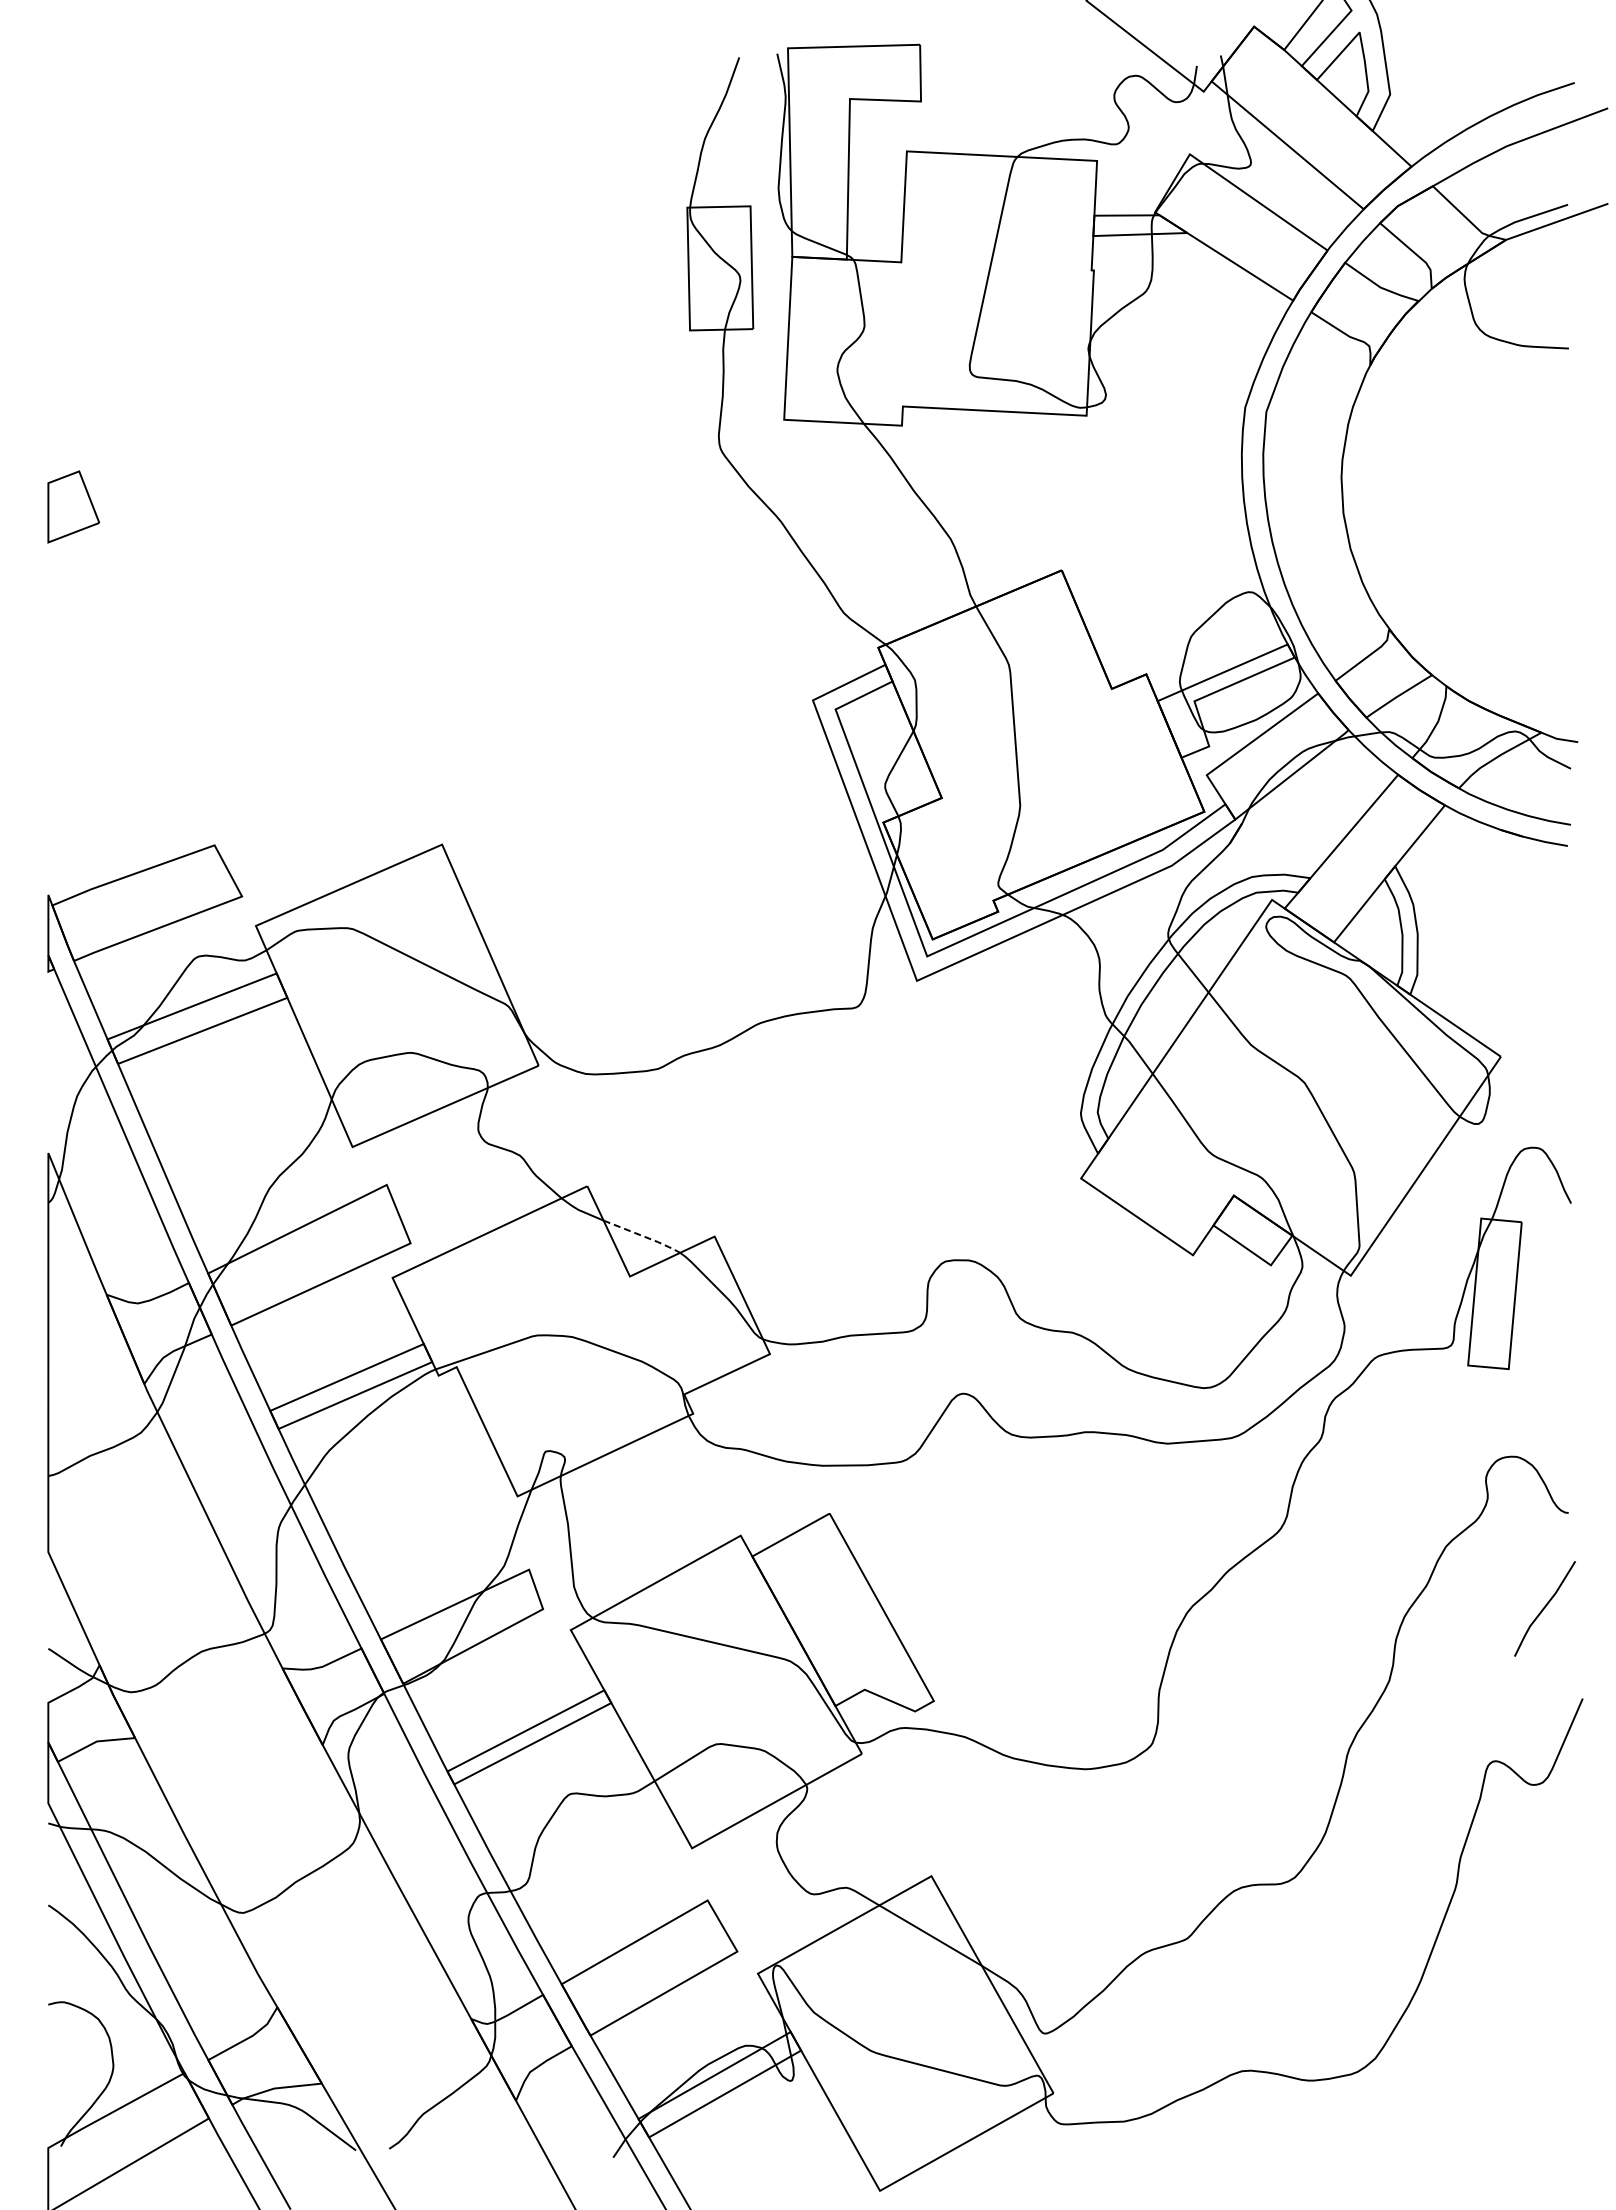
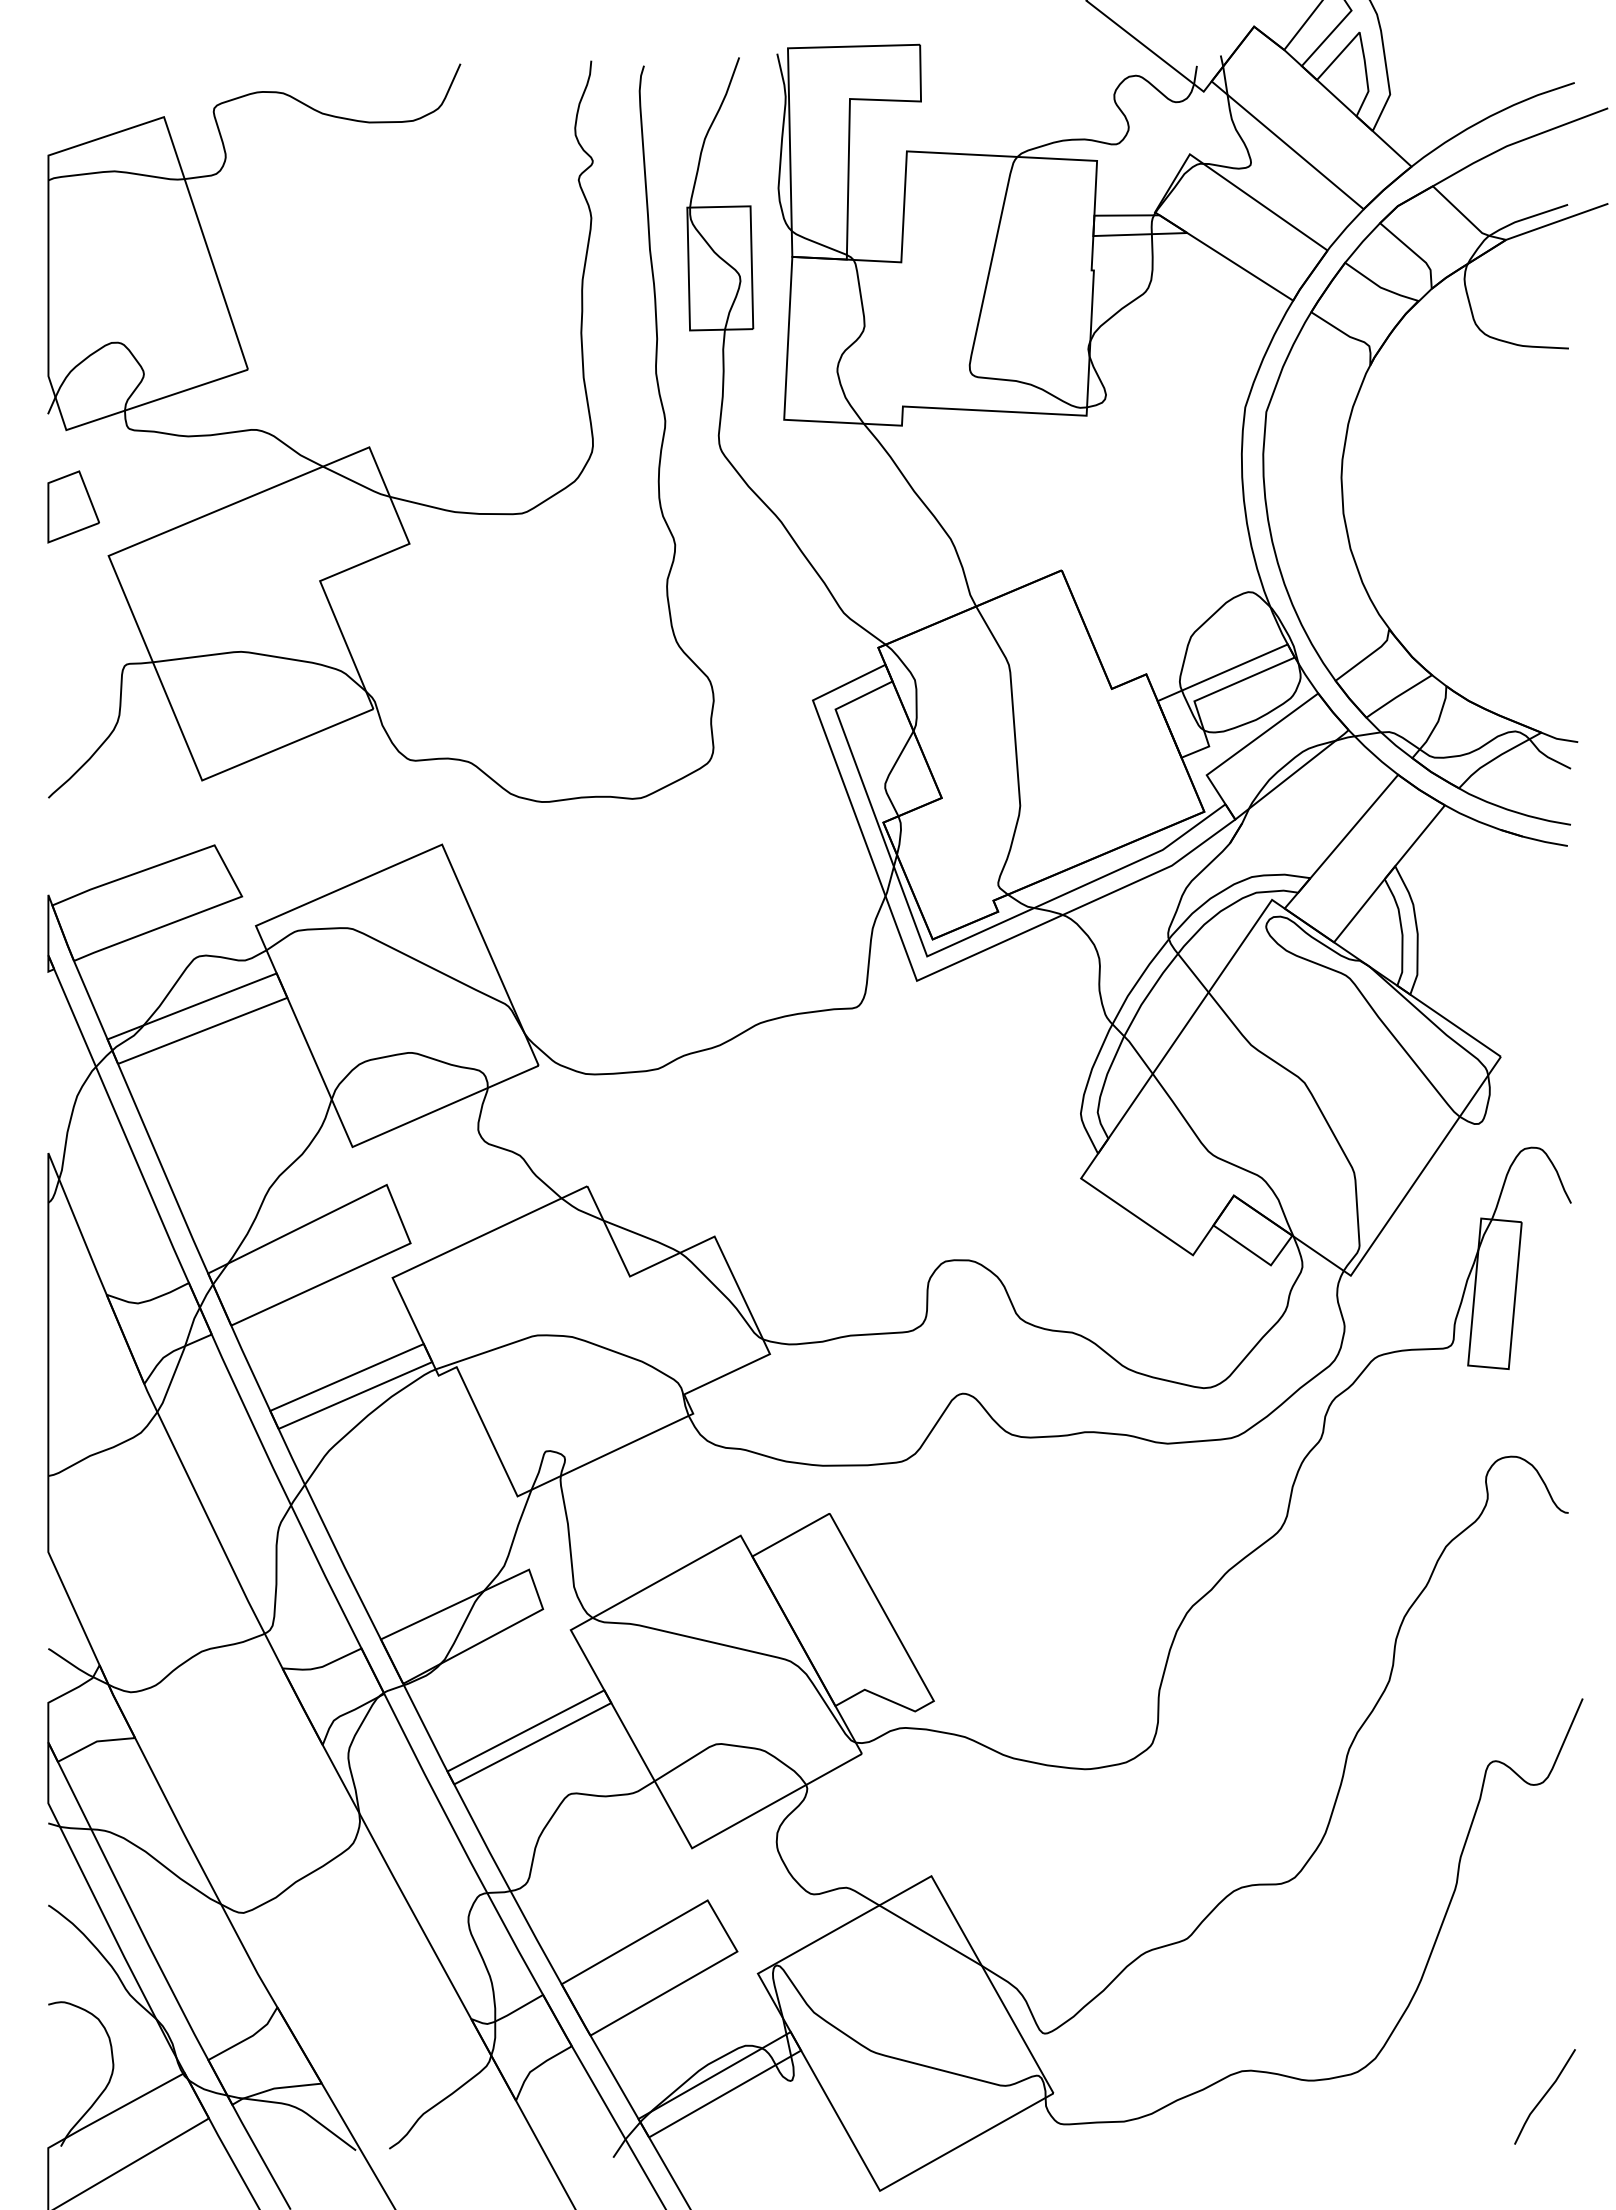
part: none -> present (369, 446)
line: dashed -> solid (643, 1236)
line position: (1544, 1608) -> (1544, 2096) (1544, 2096)
